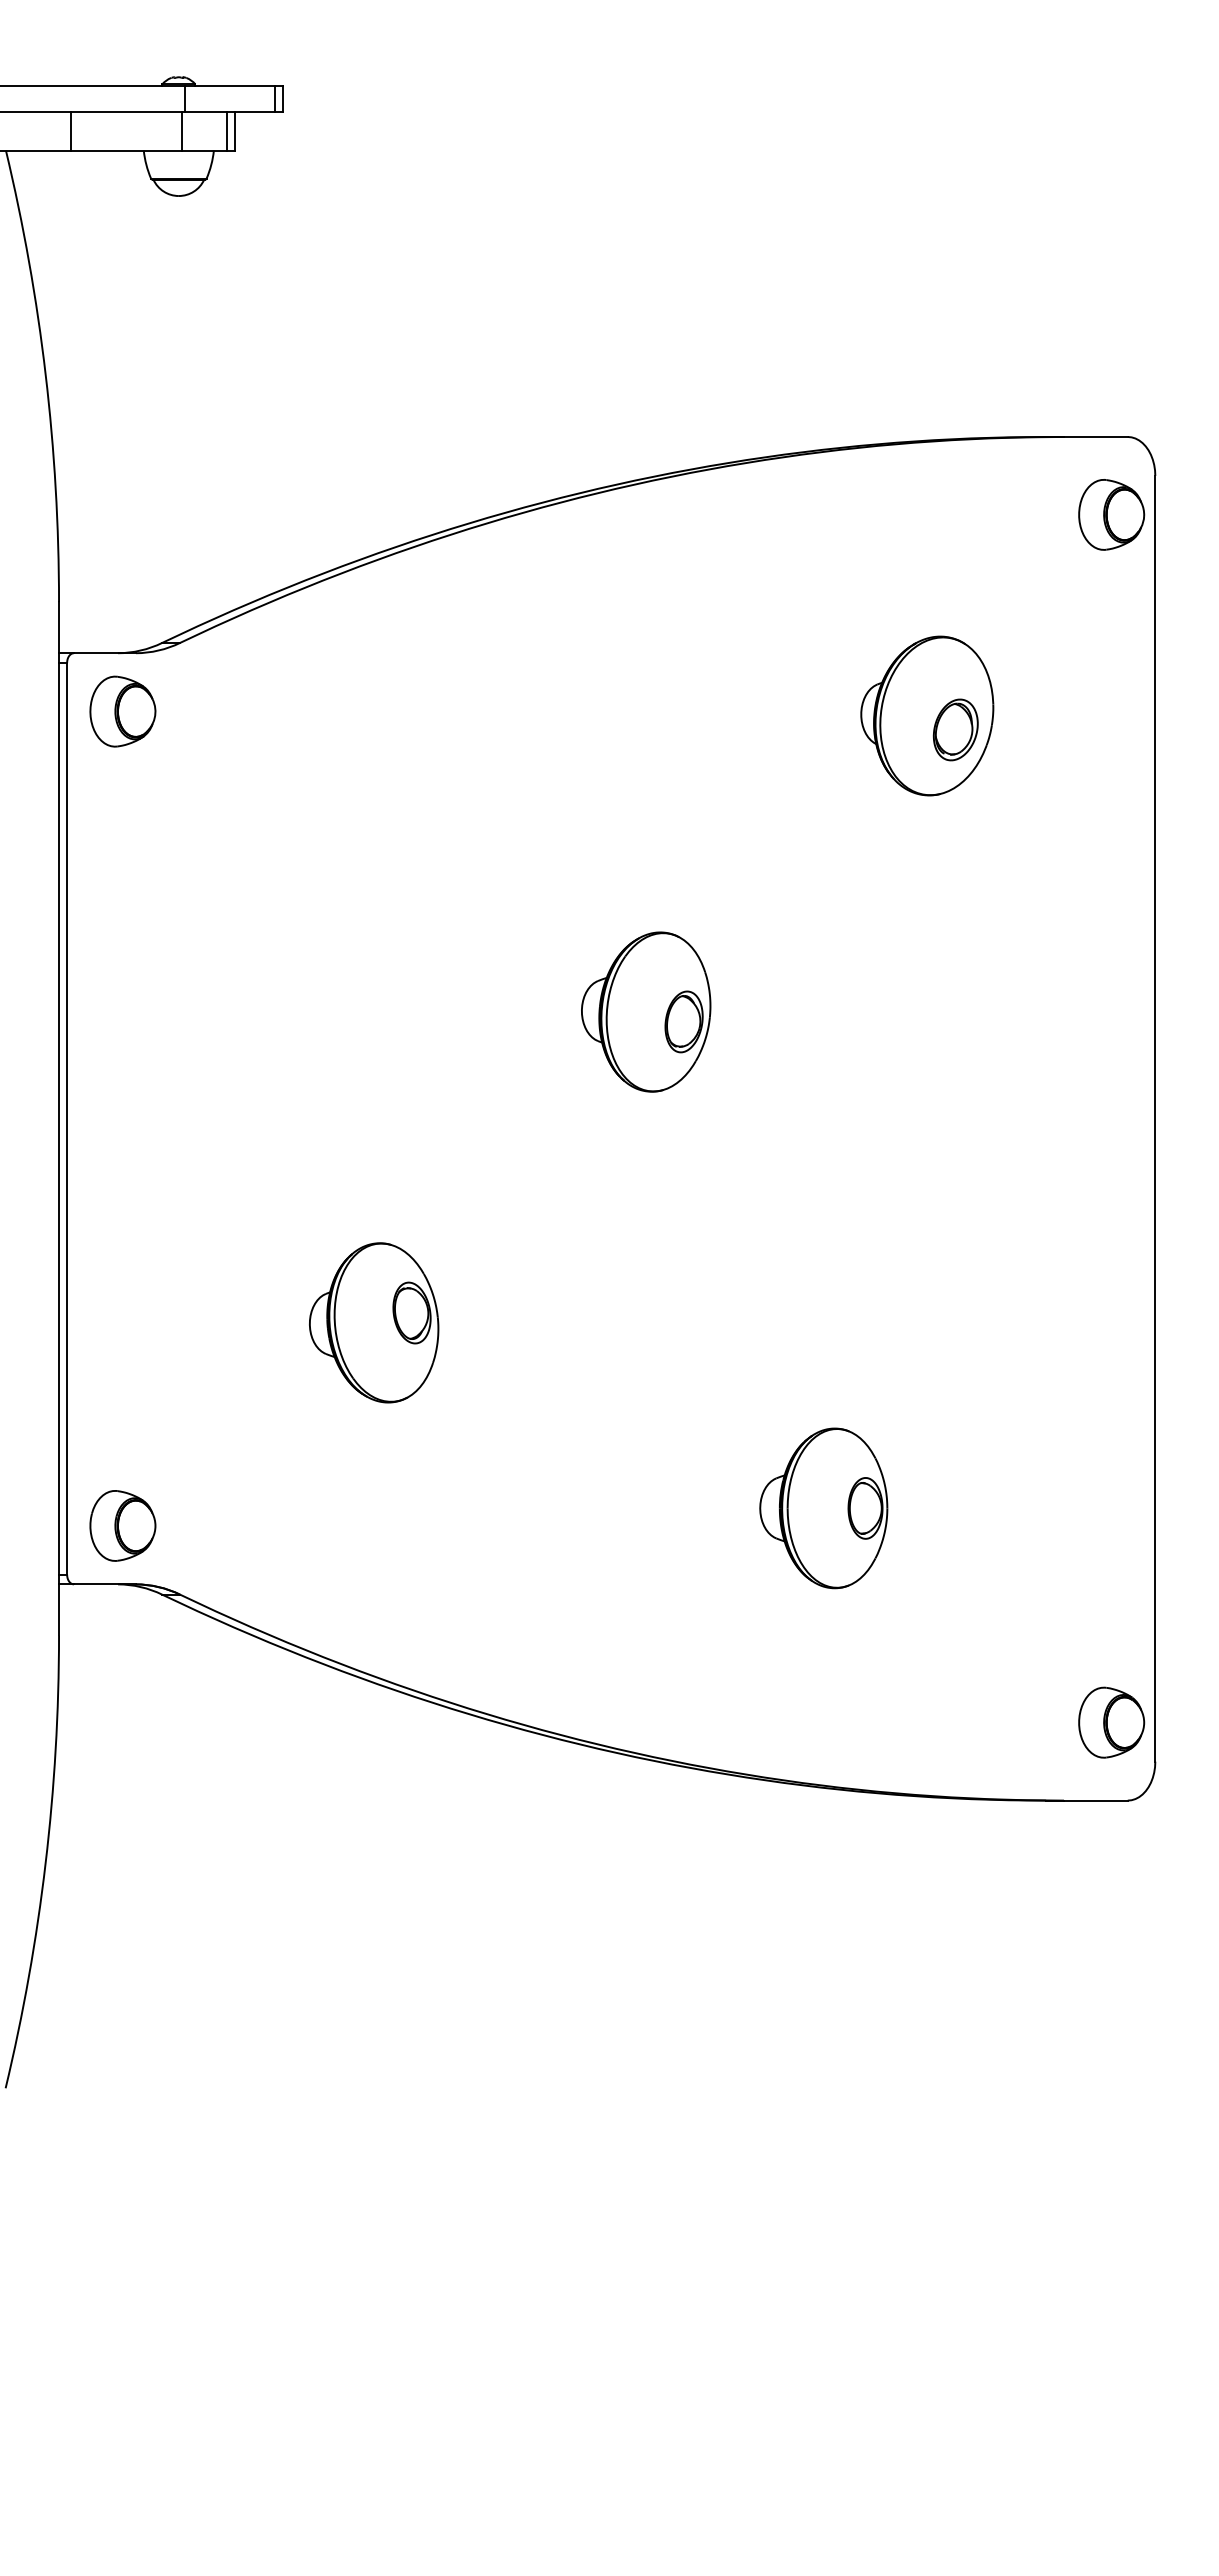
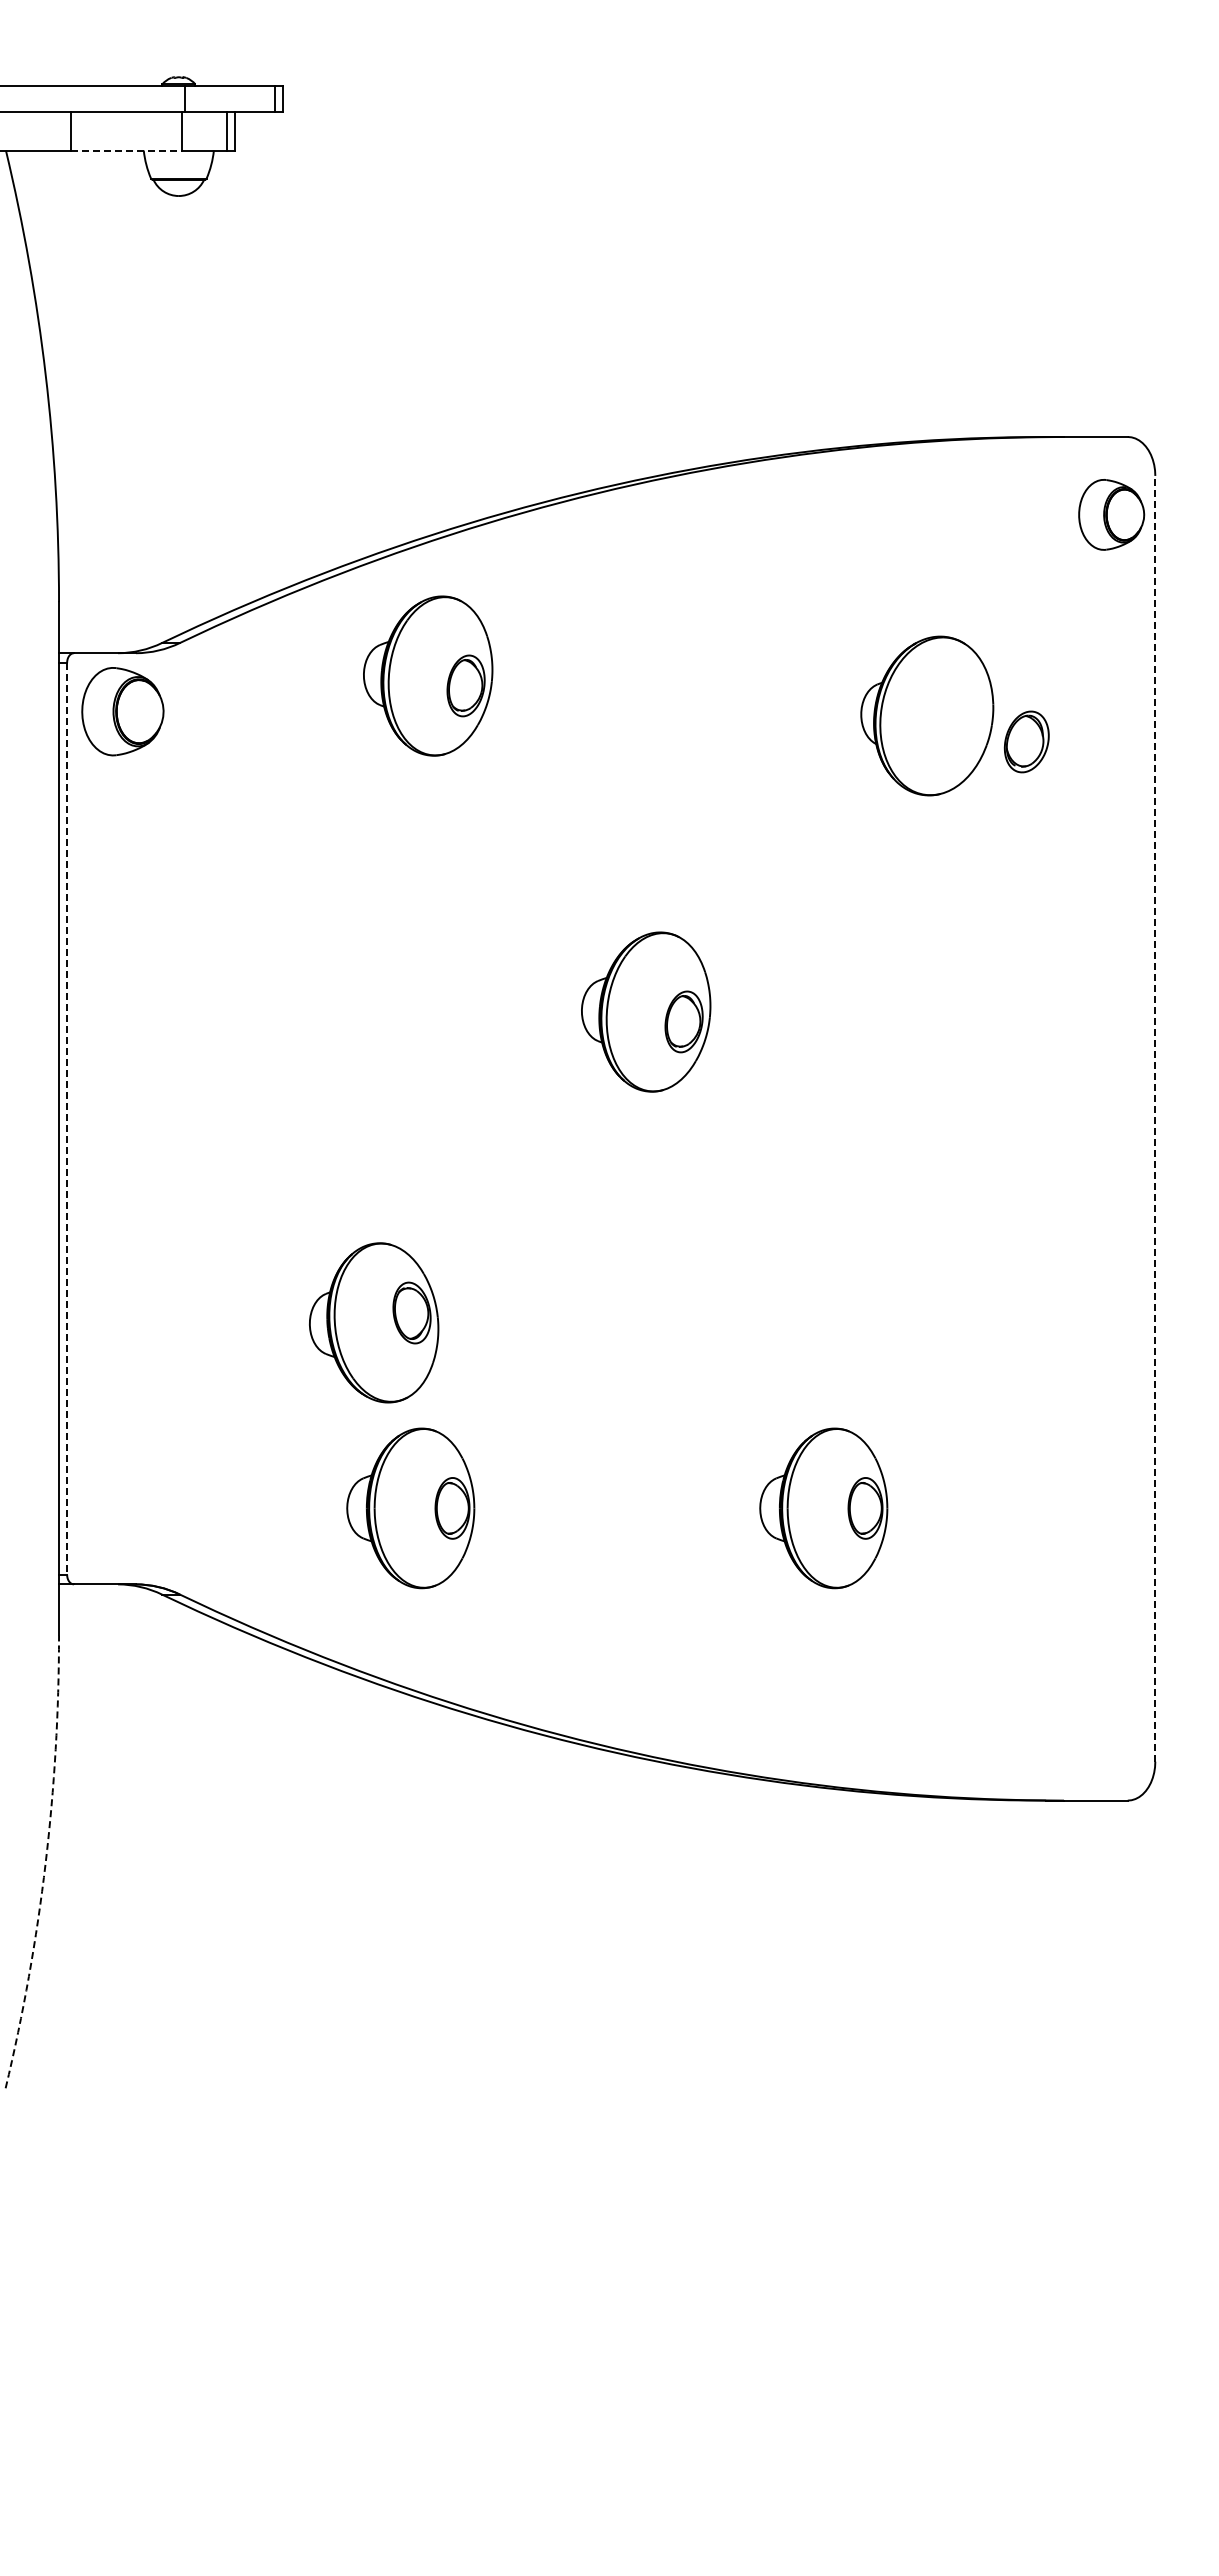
line: solid -> dashed (126, 150)
part: none -> present (428, 675)
part size: 68x73 px -> 84x90 px (122, 711)
part position: (955, 729) -> (1026, 741) (1026, 741)
line: solid -> dashed (67, 1118)
line: solid -> dashed (1155, 1118)
part: none -> present (410, 1508)
part: present -> none (122, 1525)
part: present -> none (1111, 1722)
arc: solid -> dashed (45, 1863)
